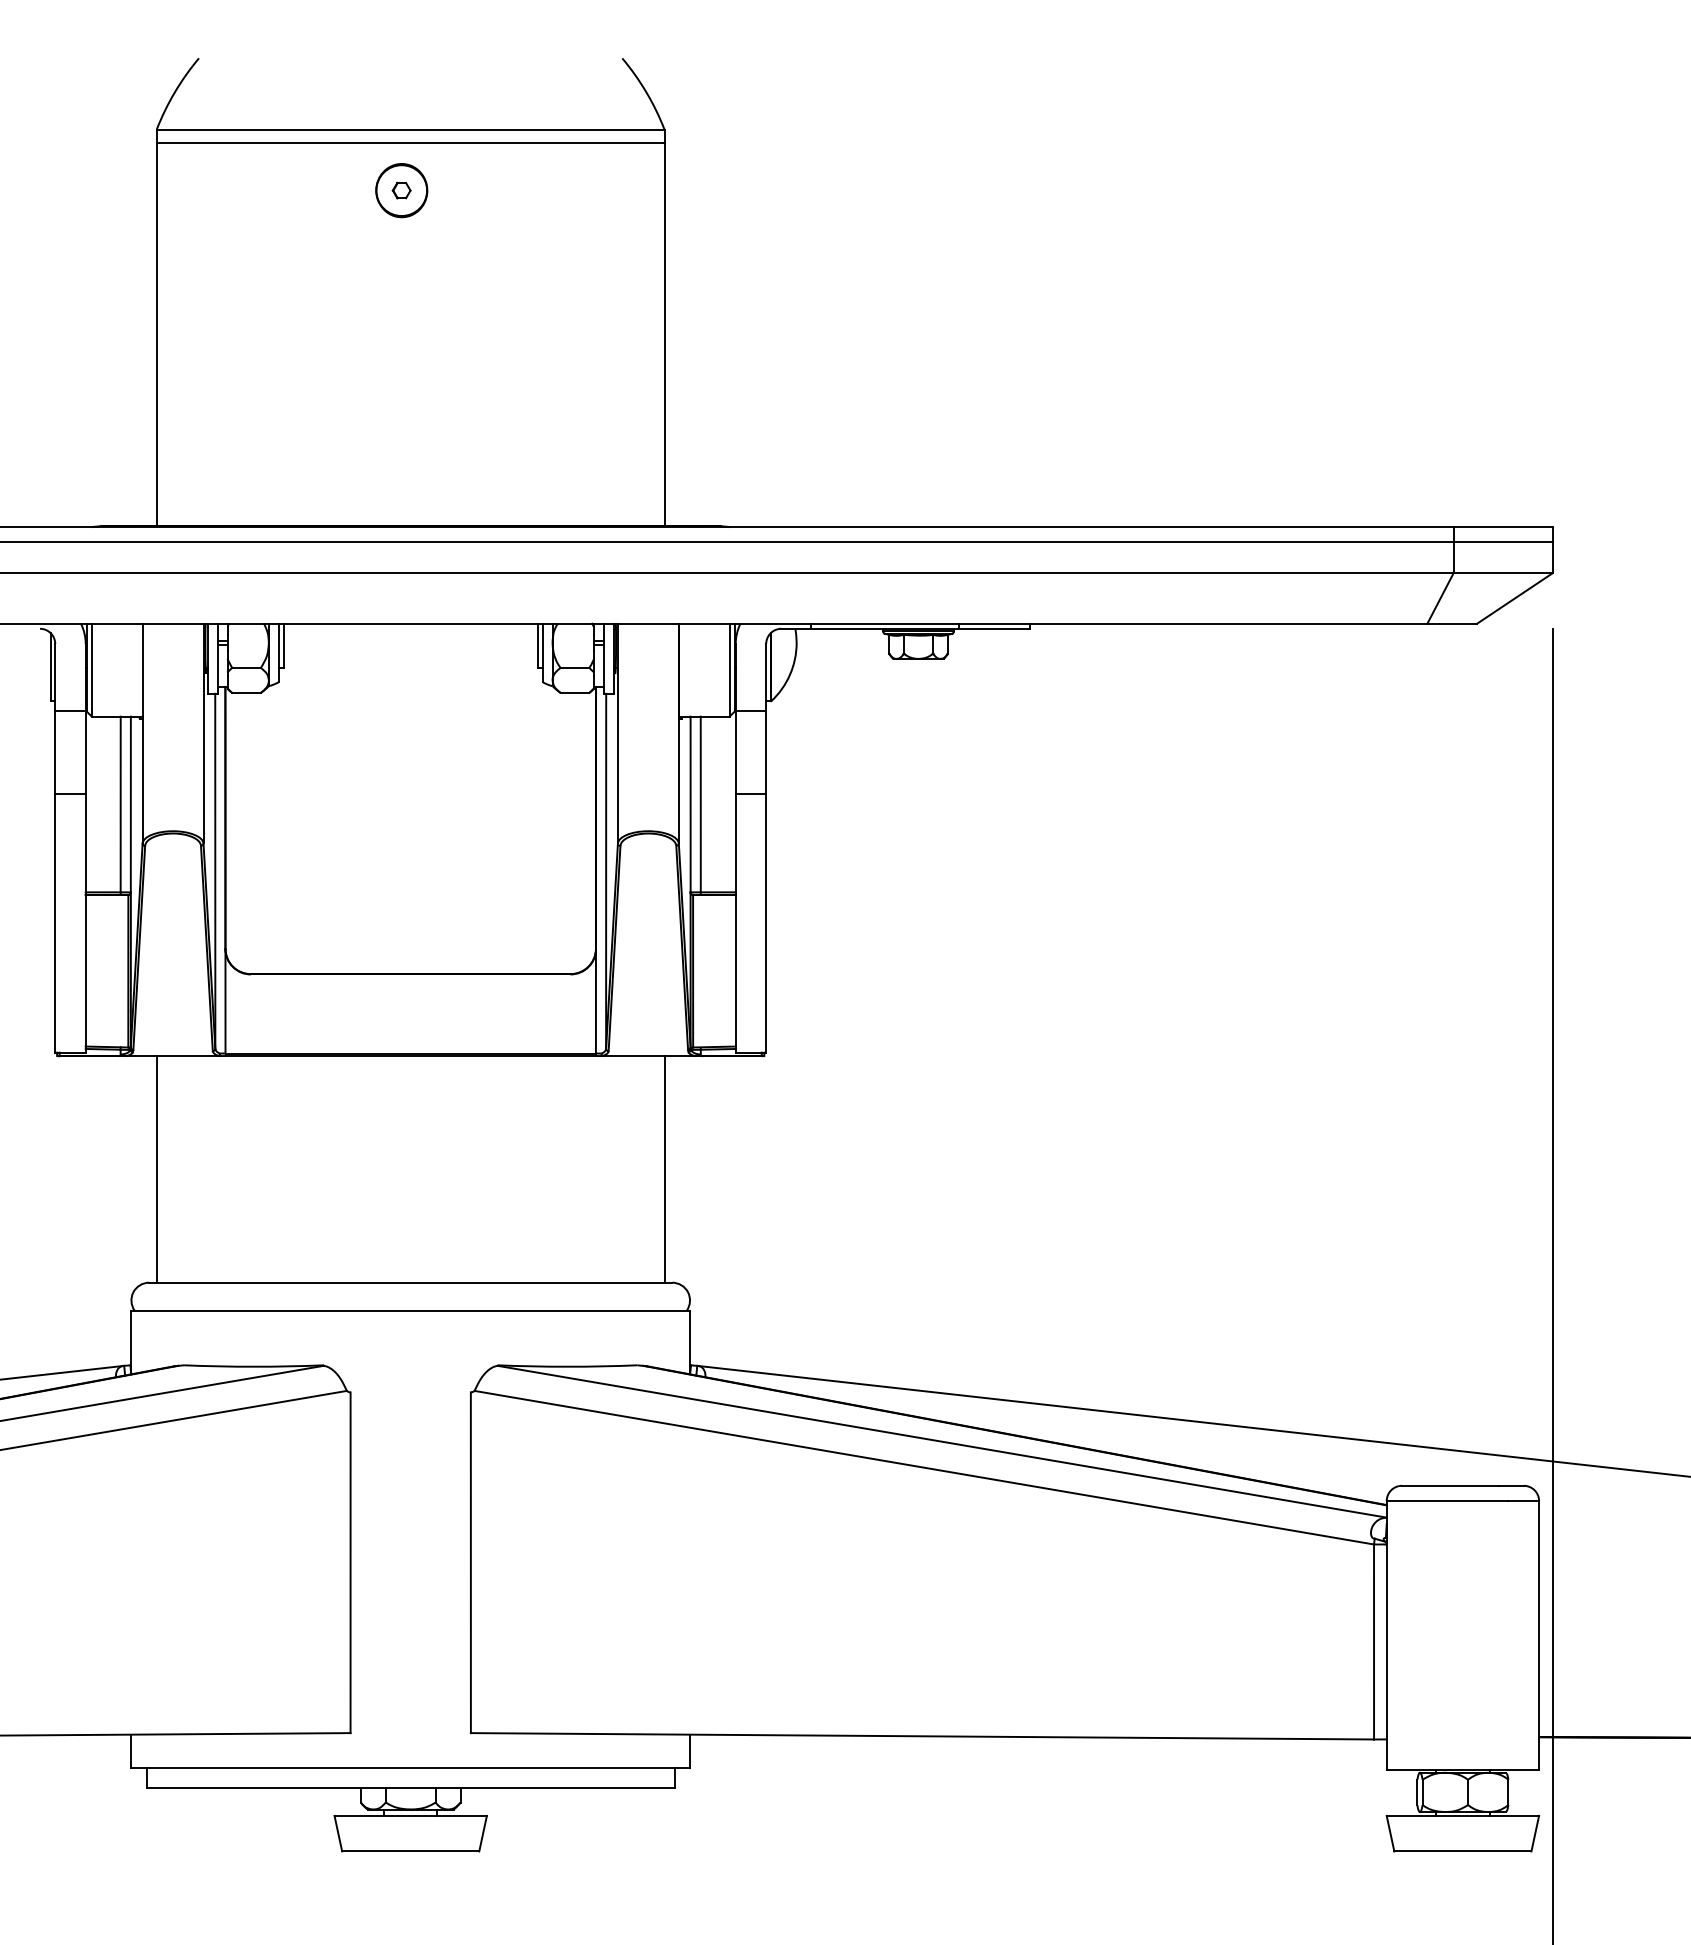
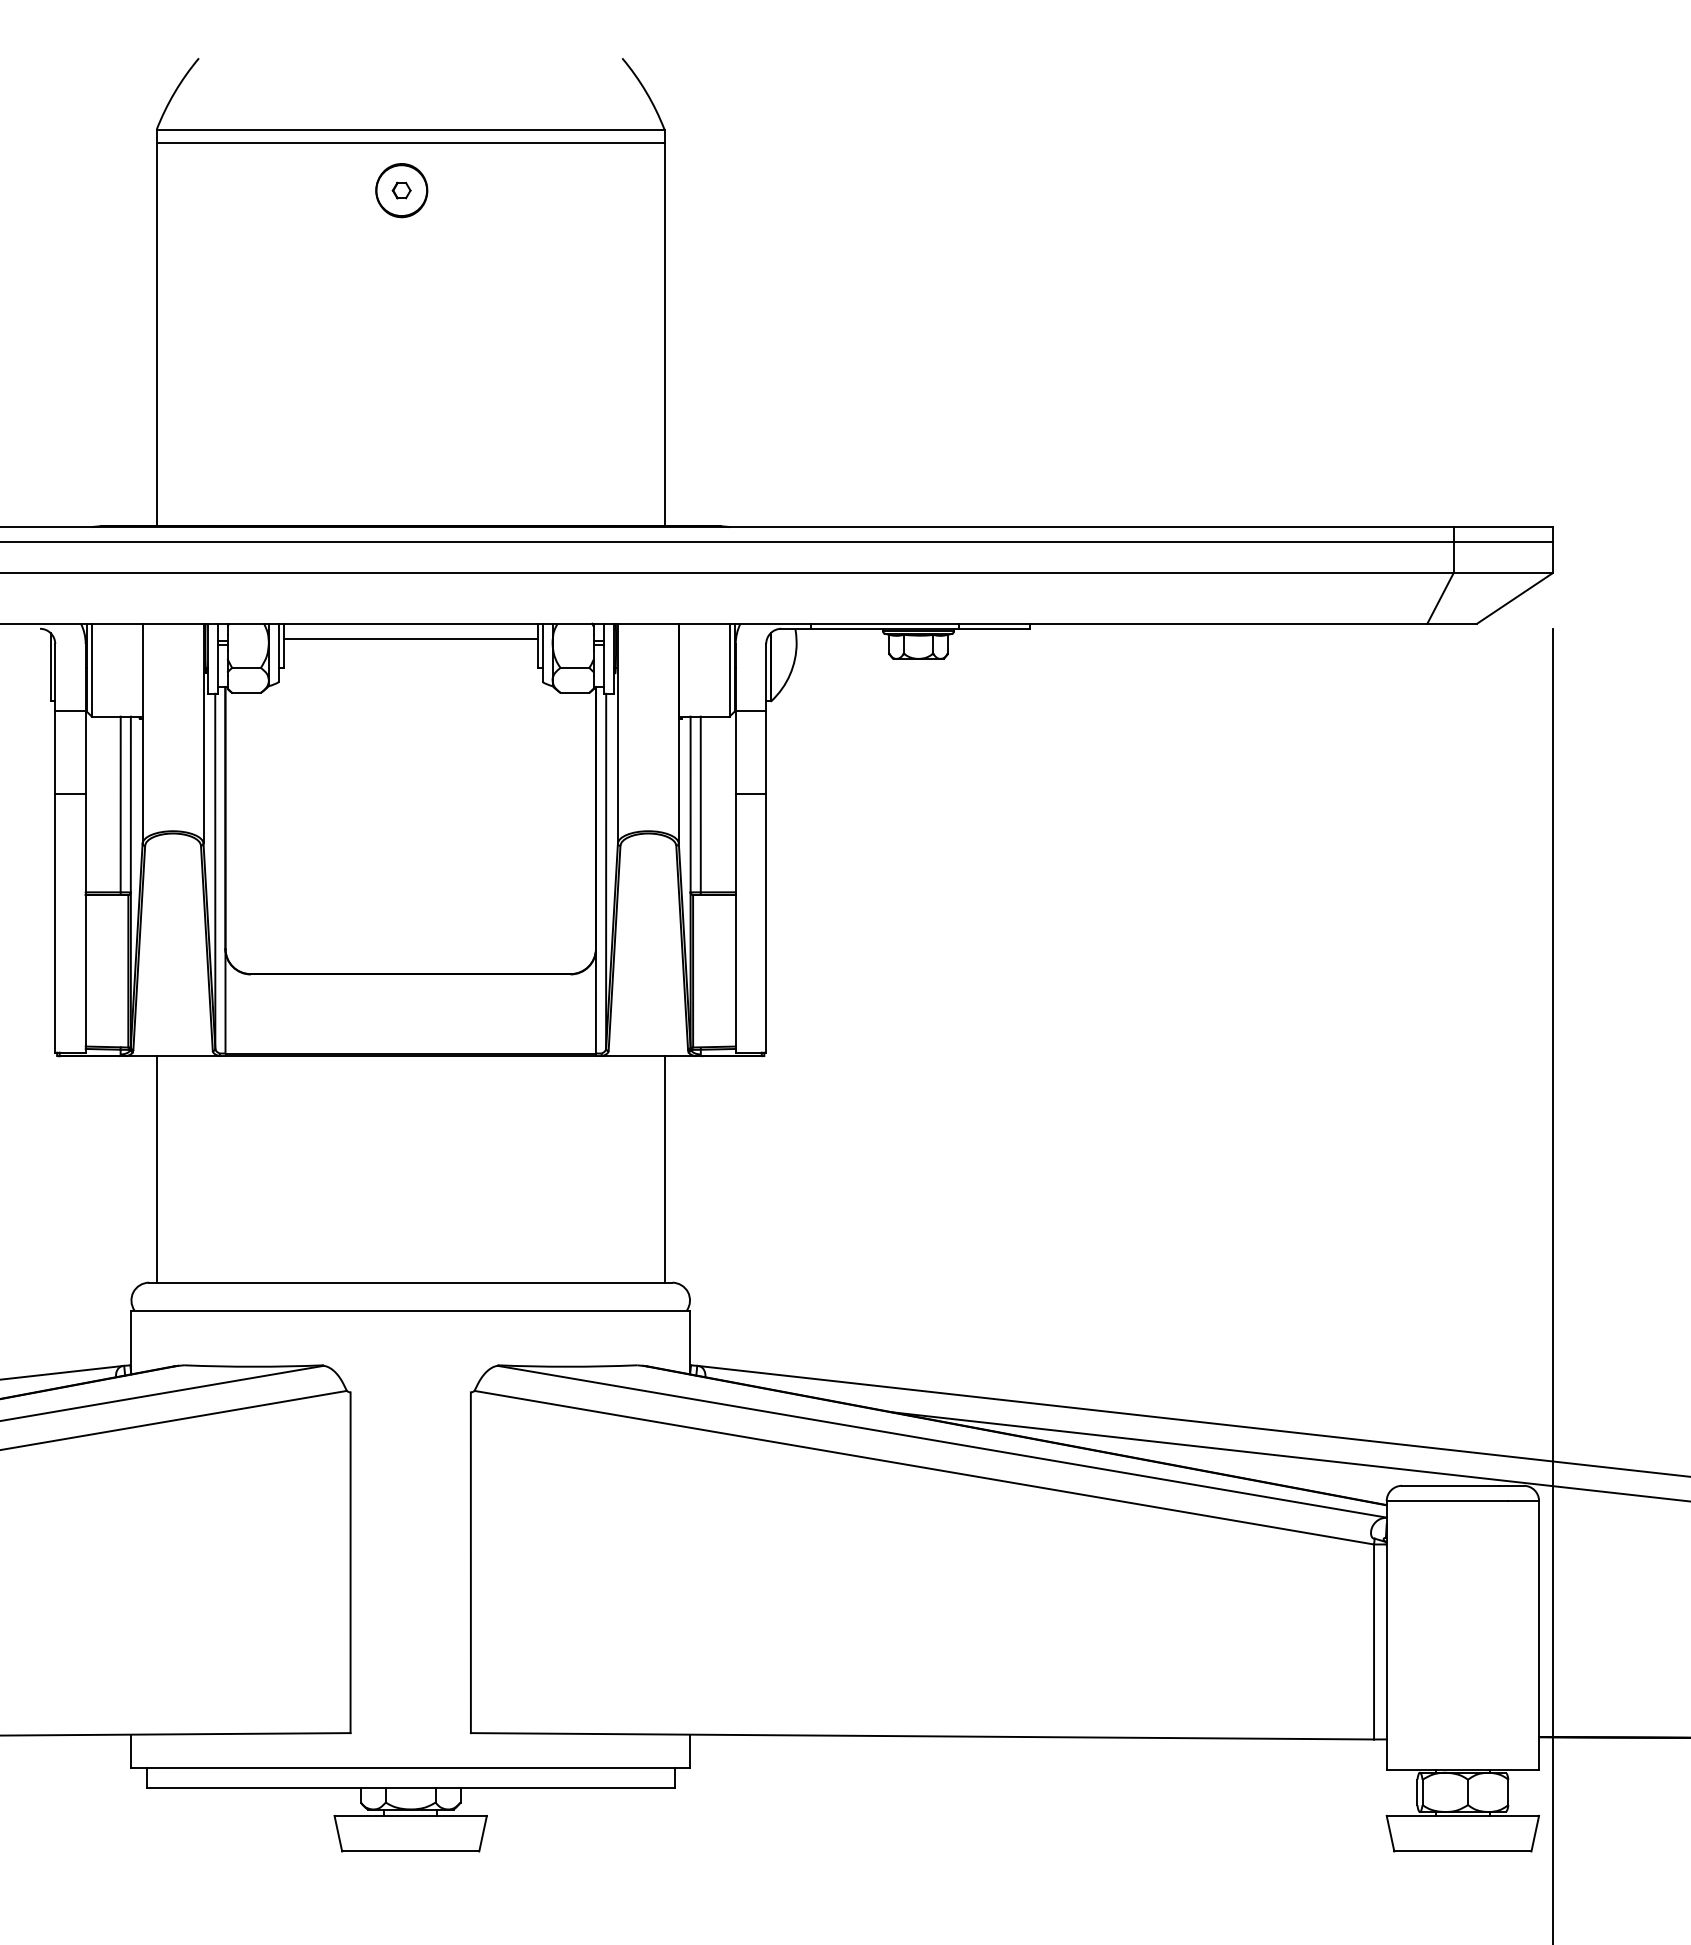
line: none -> present (410, 639)
line: none -> present (1289, 1456)
